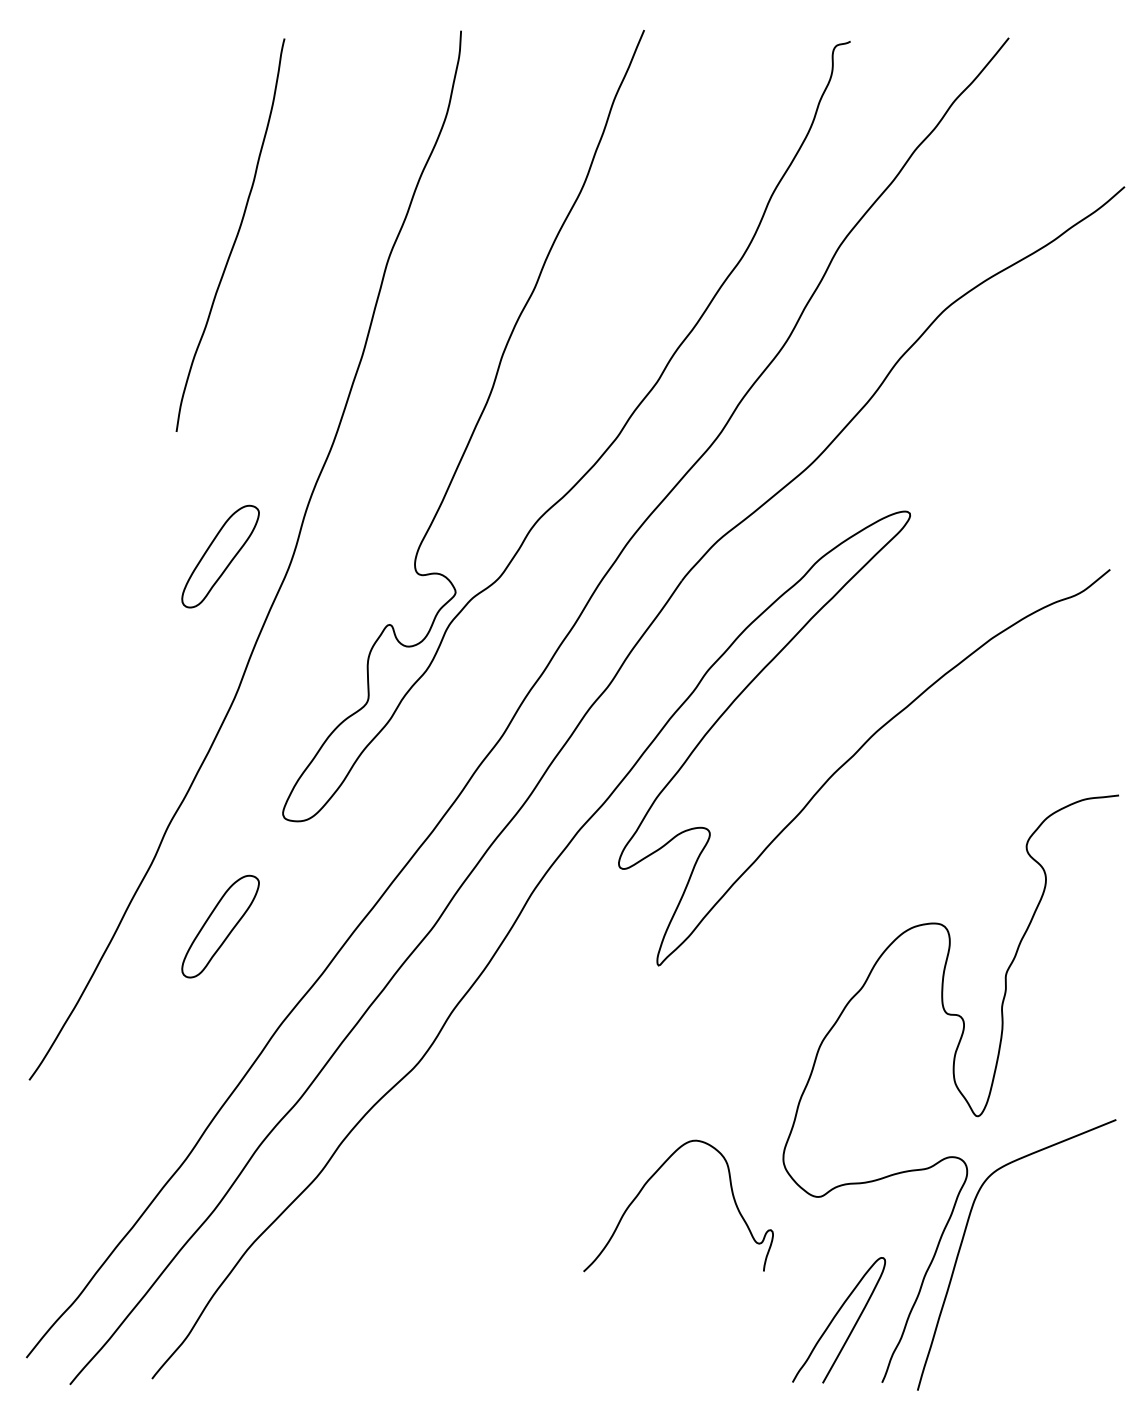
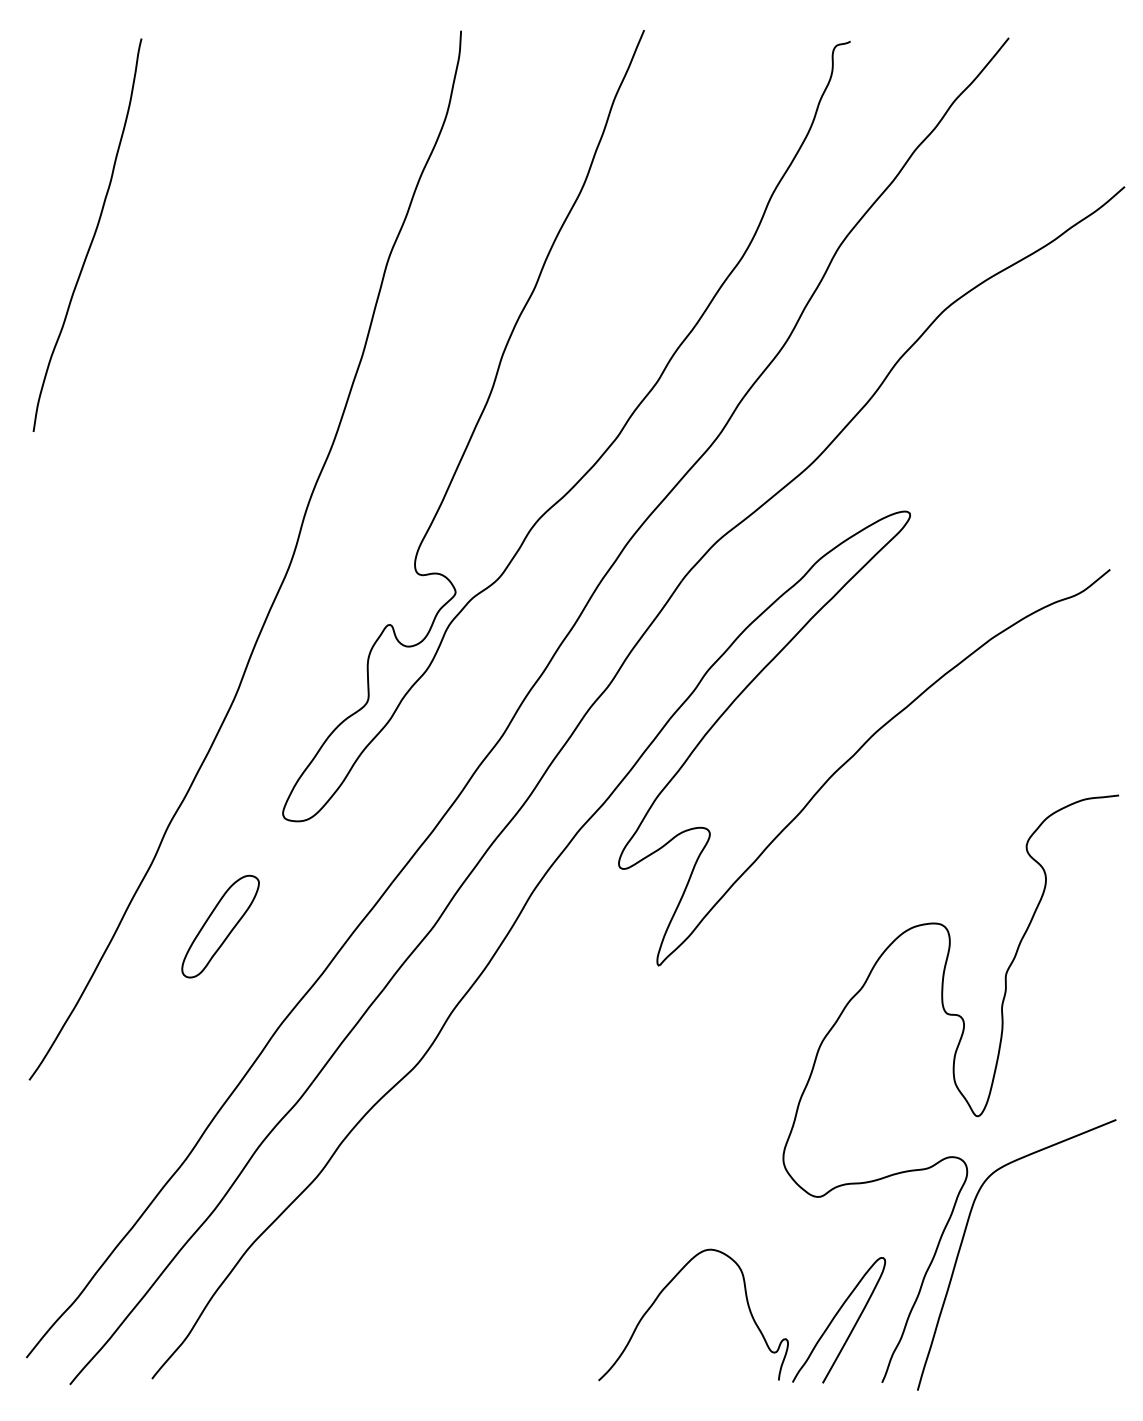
curve position: (235, 237) -> (92, 237) (92, 237)
part: present -> none (220, 556)
curve position: (647, 1183) -> (662, 1292) (662, 1292)
